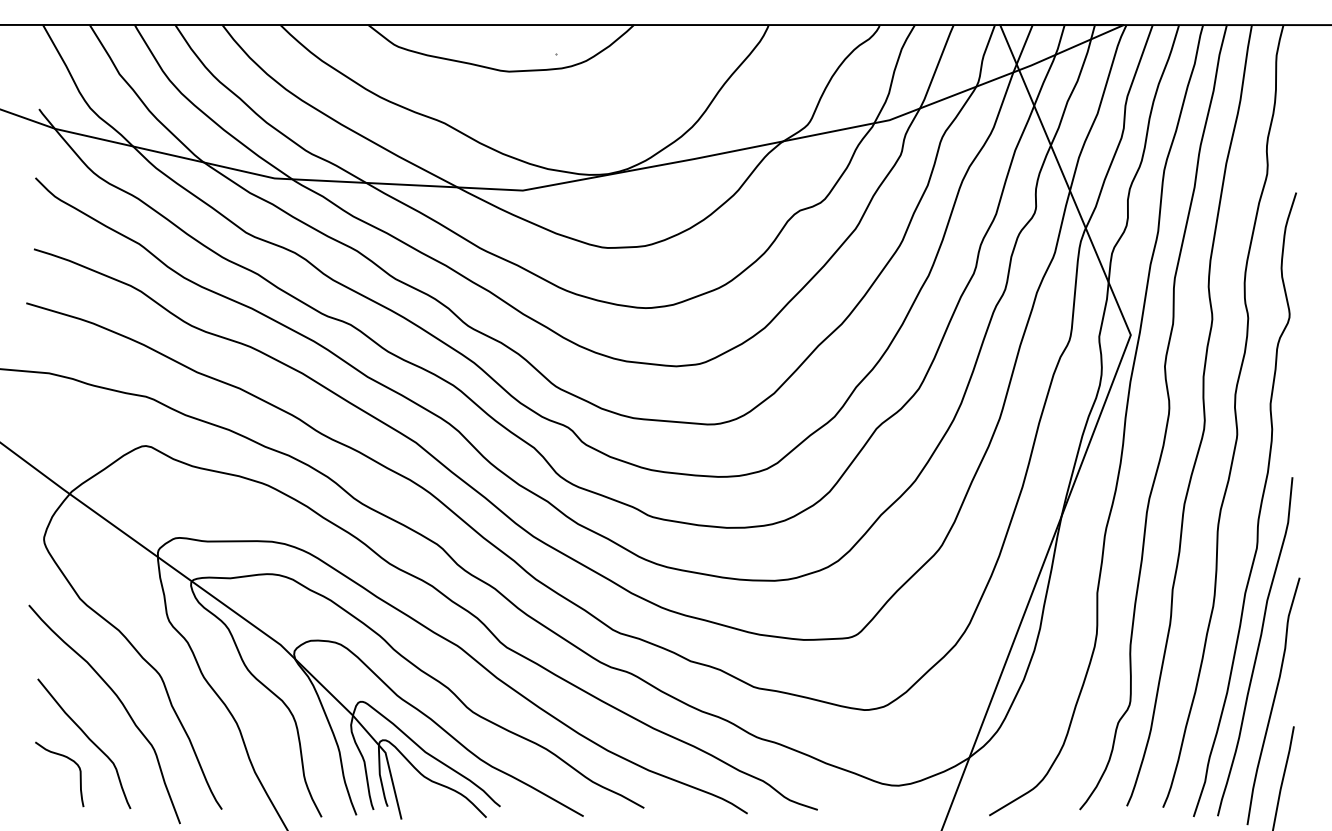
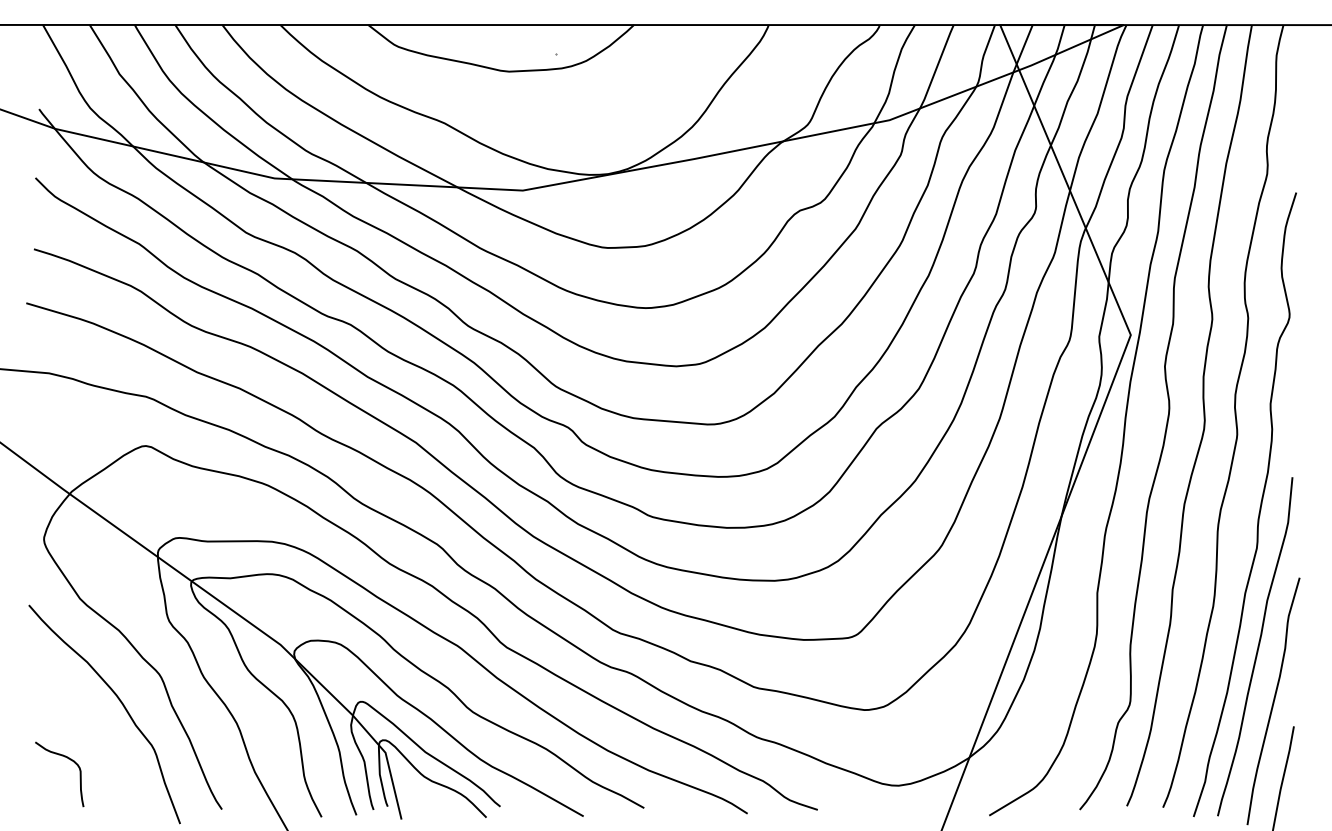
curve: present -> none (88, 739)
